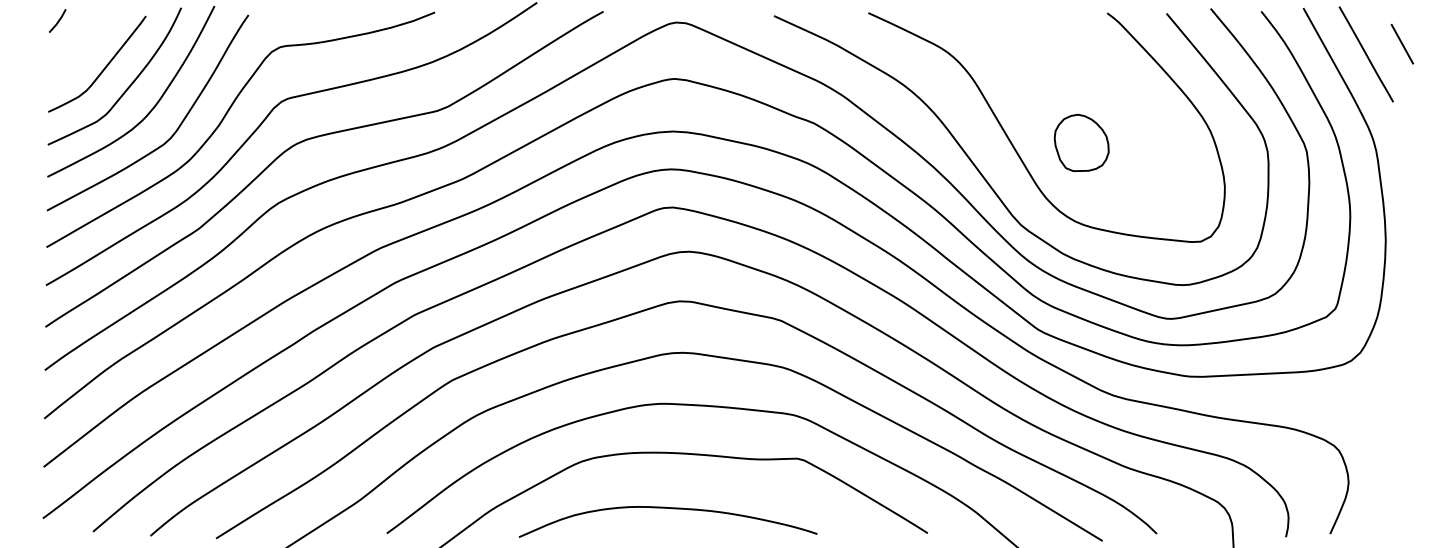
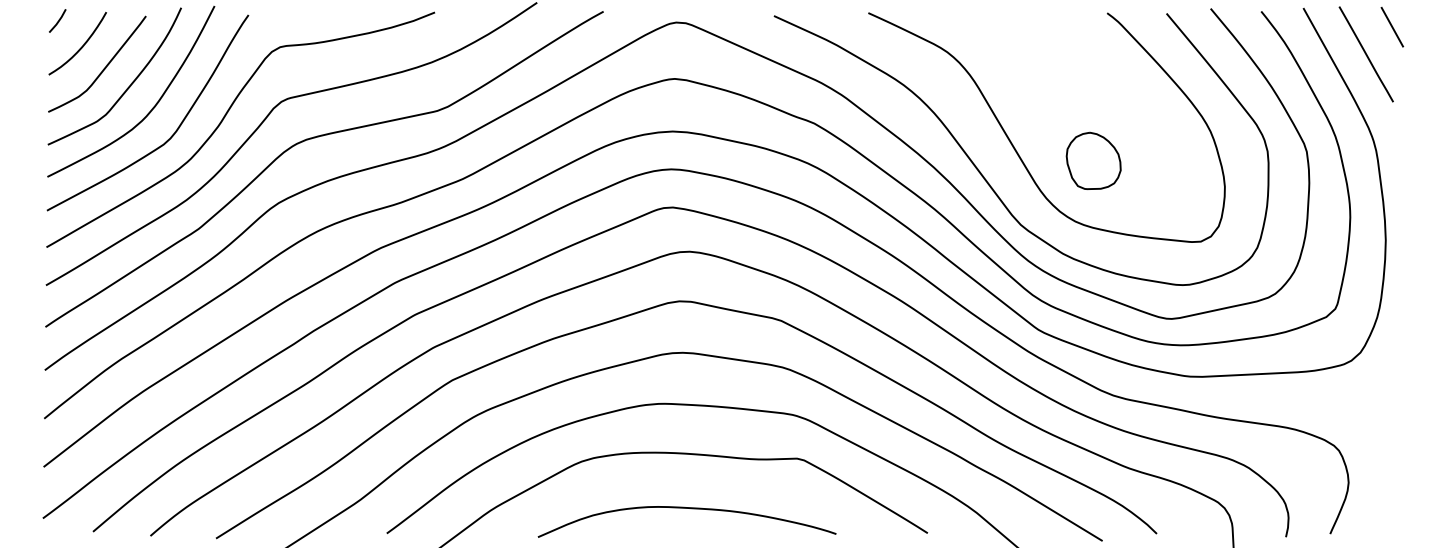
line position: (1402, 44) -> (1392, 27) (1392, 27)
curve: none -> present (81, 46)
part position: (1081, 142) -> (1093, 160) (1093, 160)
curve position: (667, 508) -> (686, 508) (686, 508)
